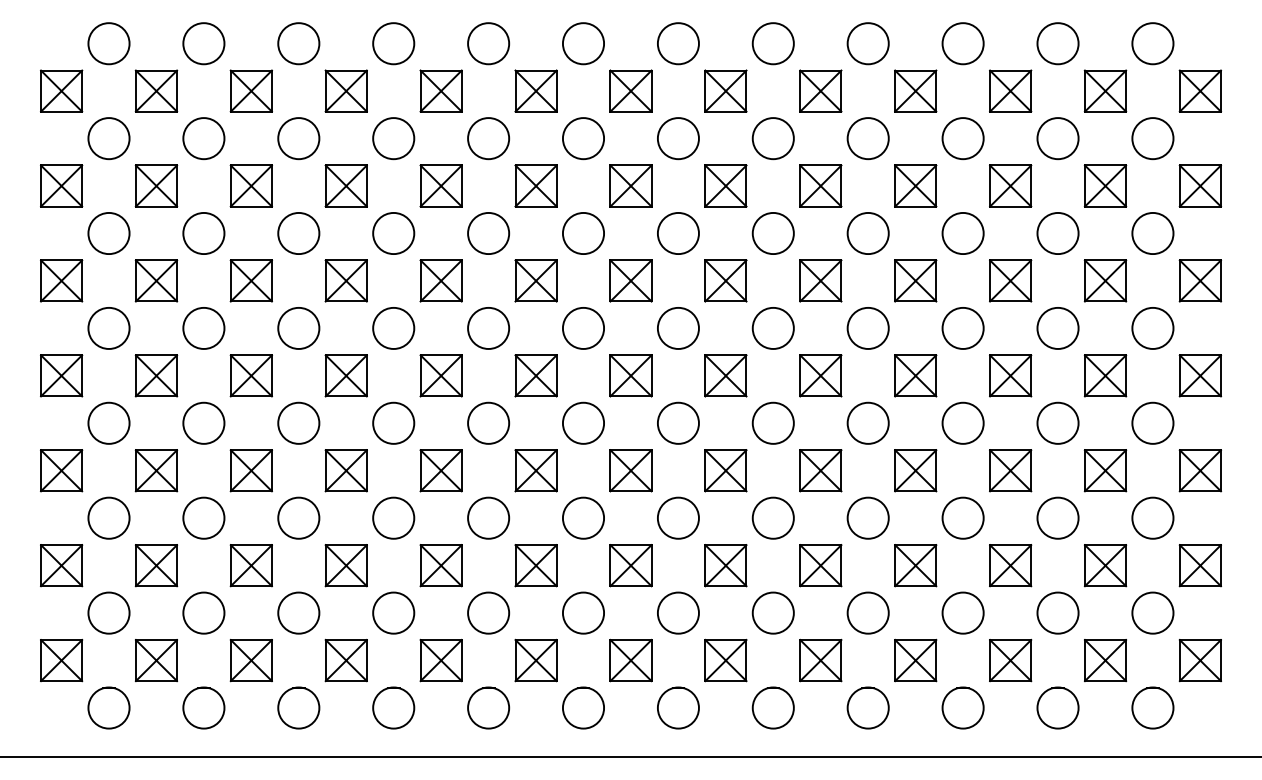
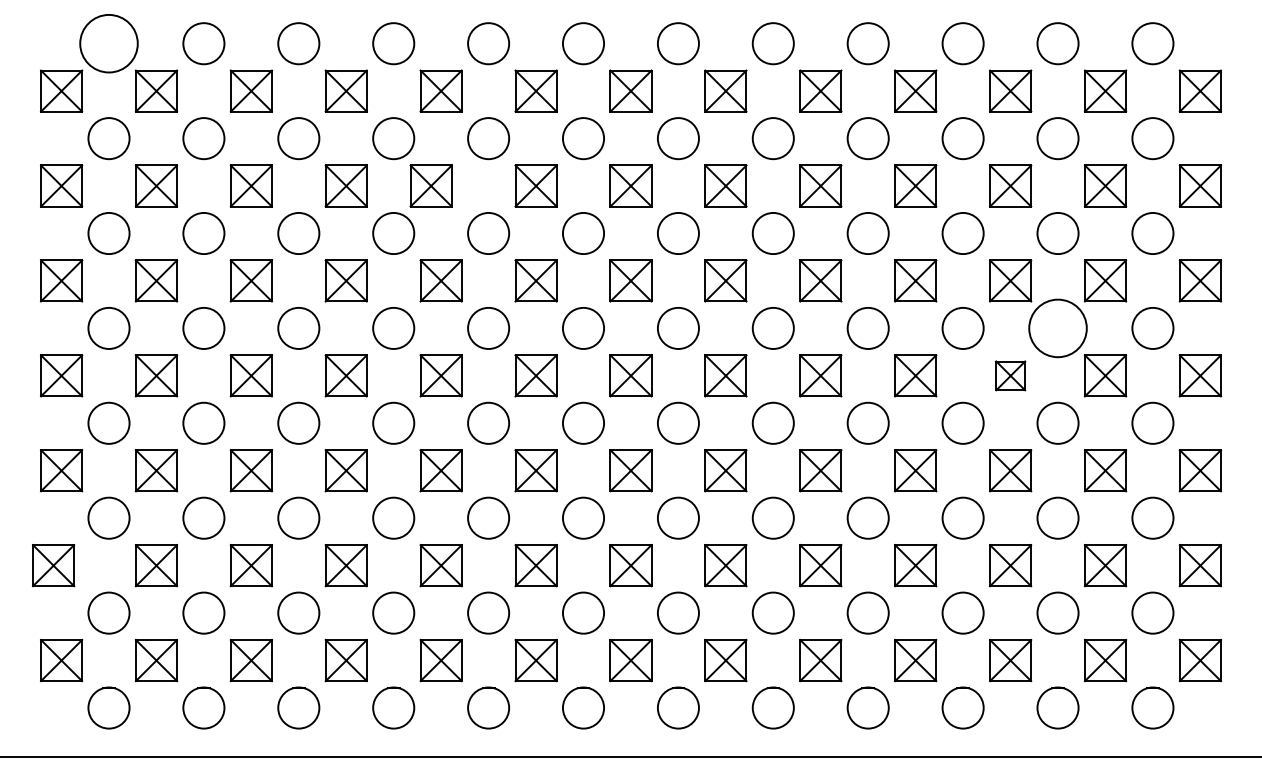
circle diameter: 41 px -> 58 px (108, 43)
part position: (440, 185) -> (430, 185) (430, 185)
circle diameter: 41 px -> 58 px (1057, 328)
part size: 44x44 px -> 32x32 px (1010, 375)
part position: (61, 565) -> (53, 565) (53, 565)
